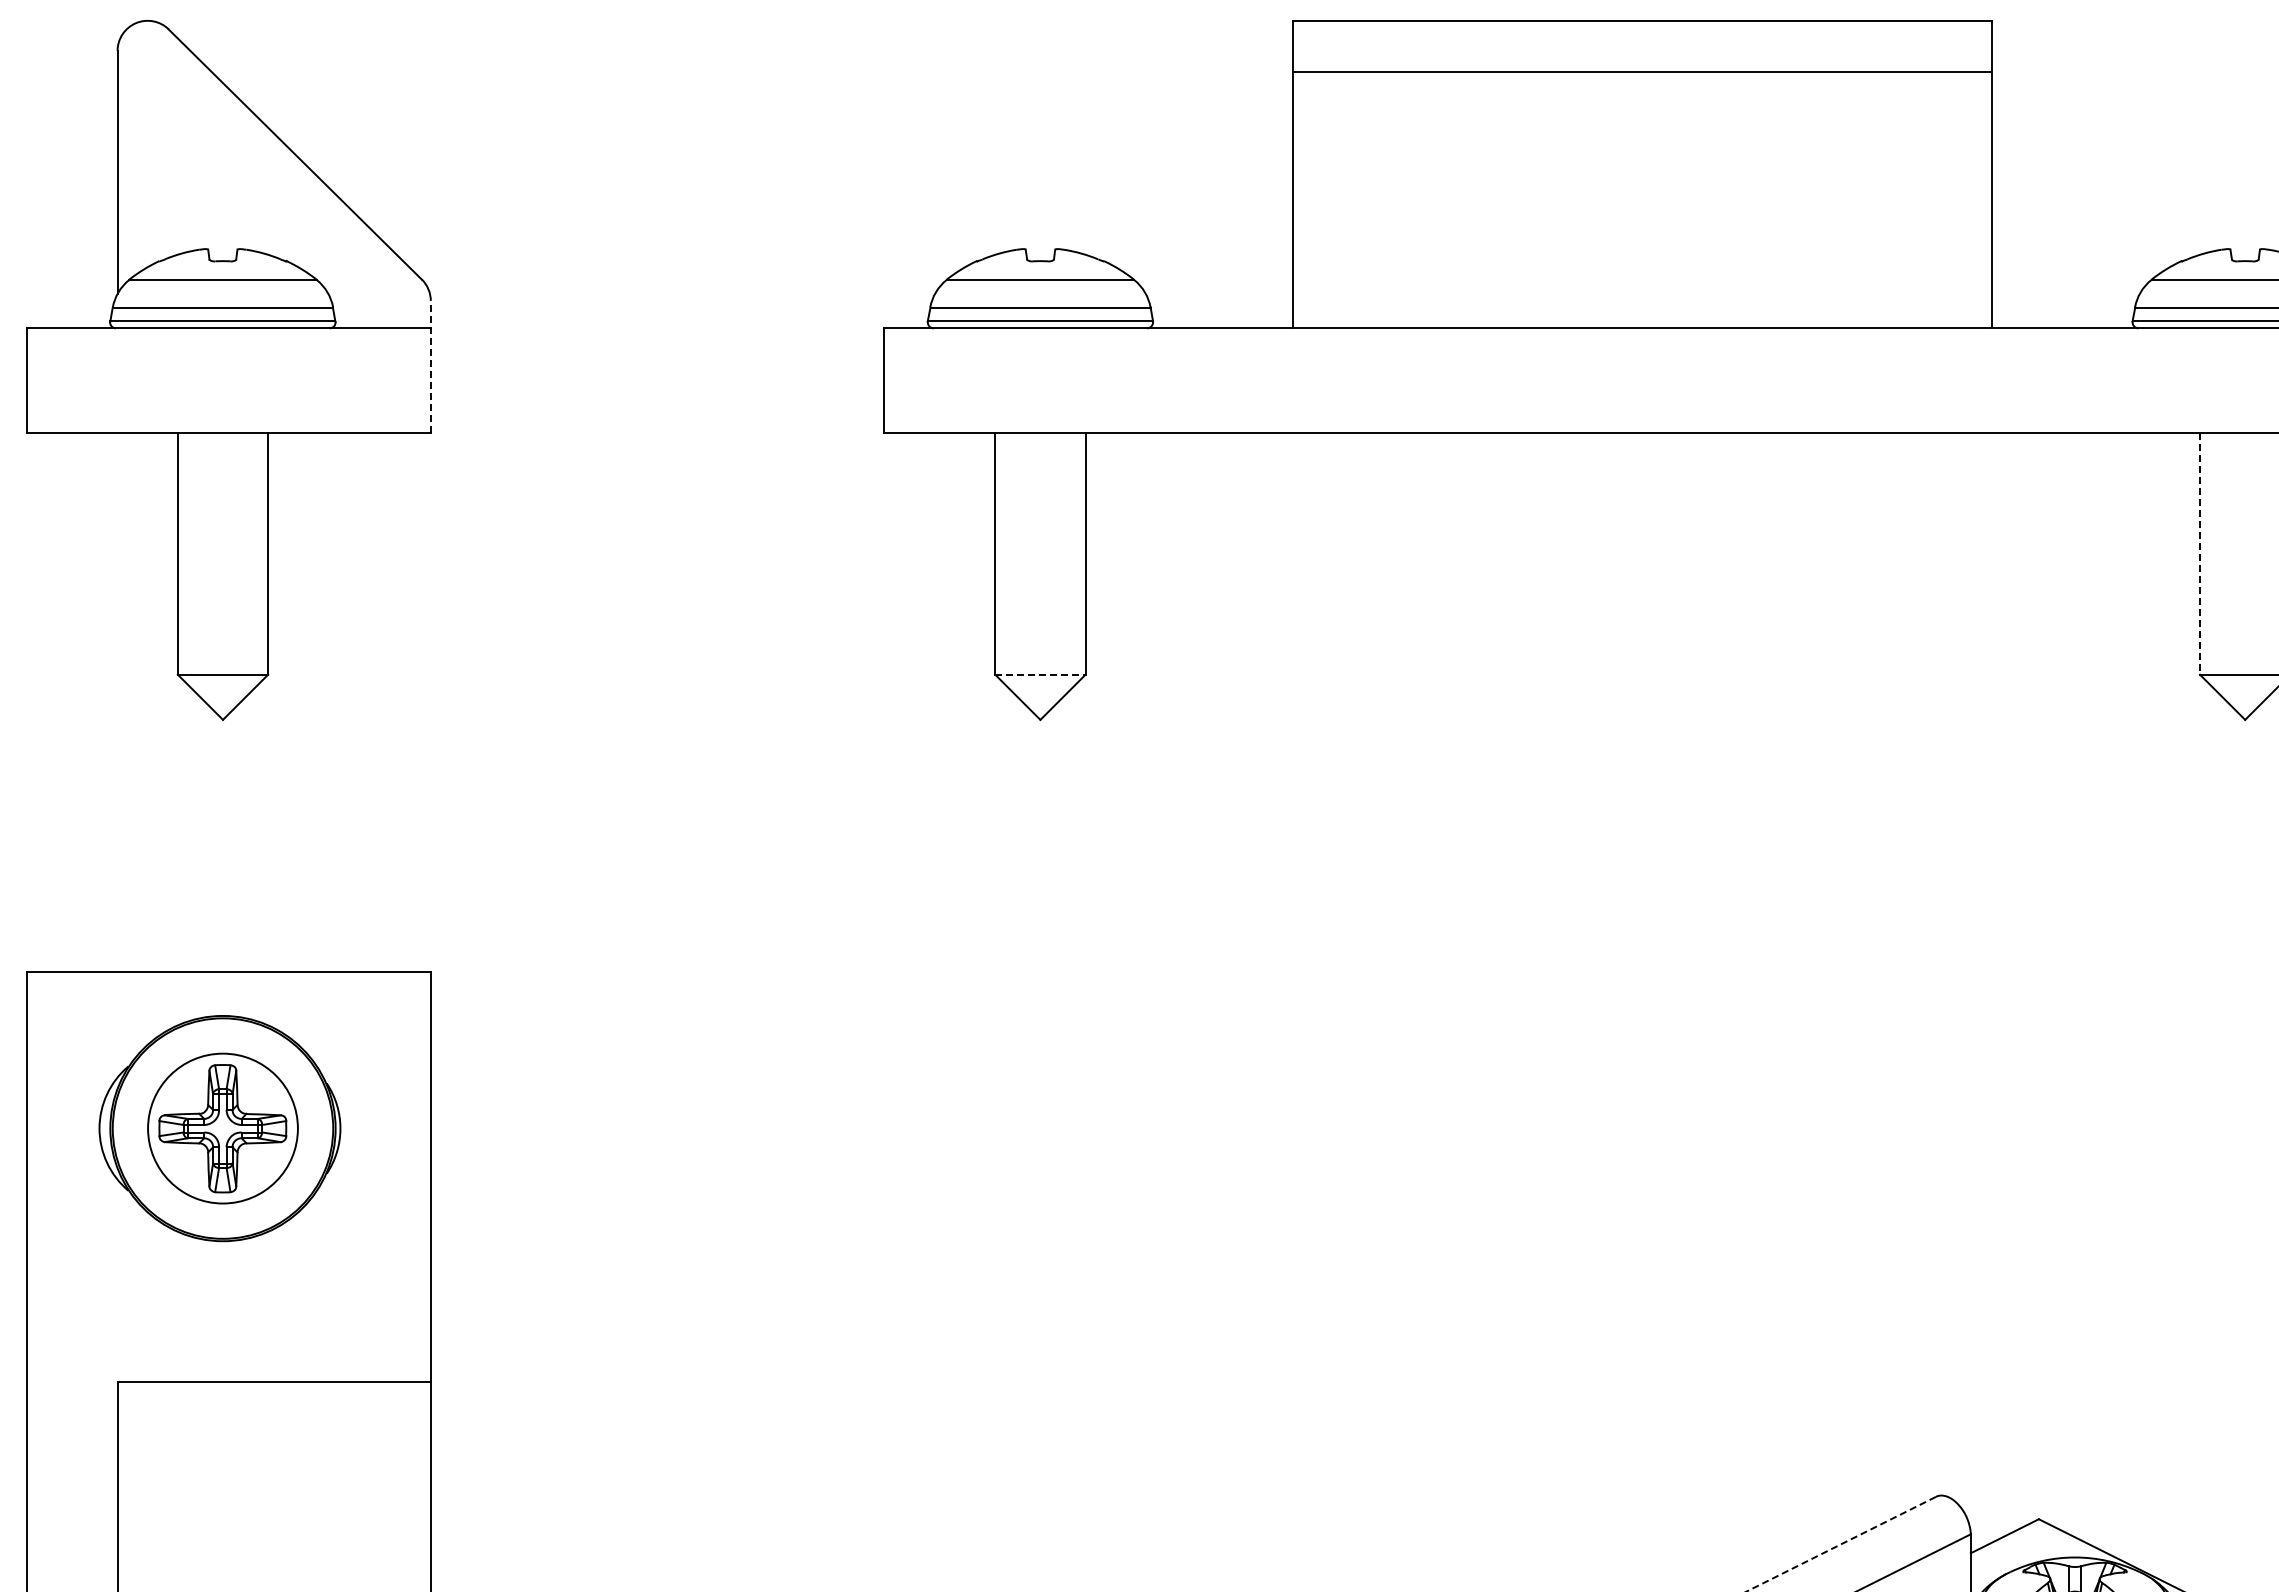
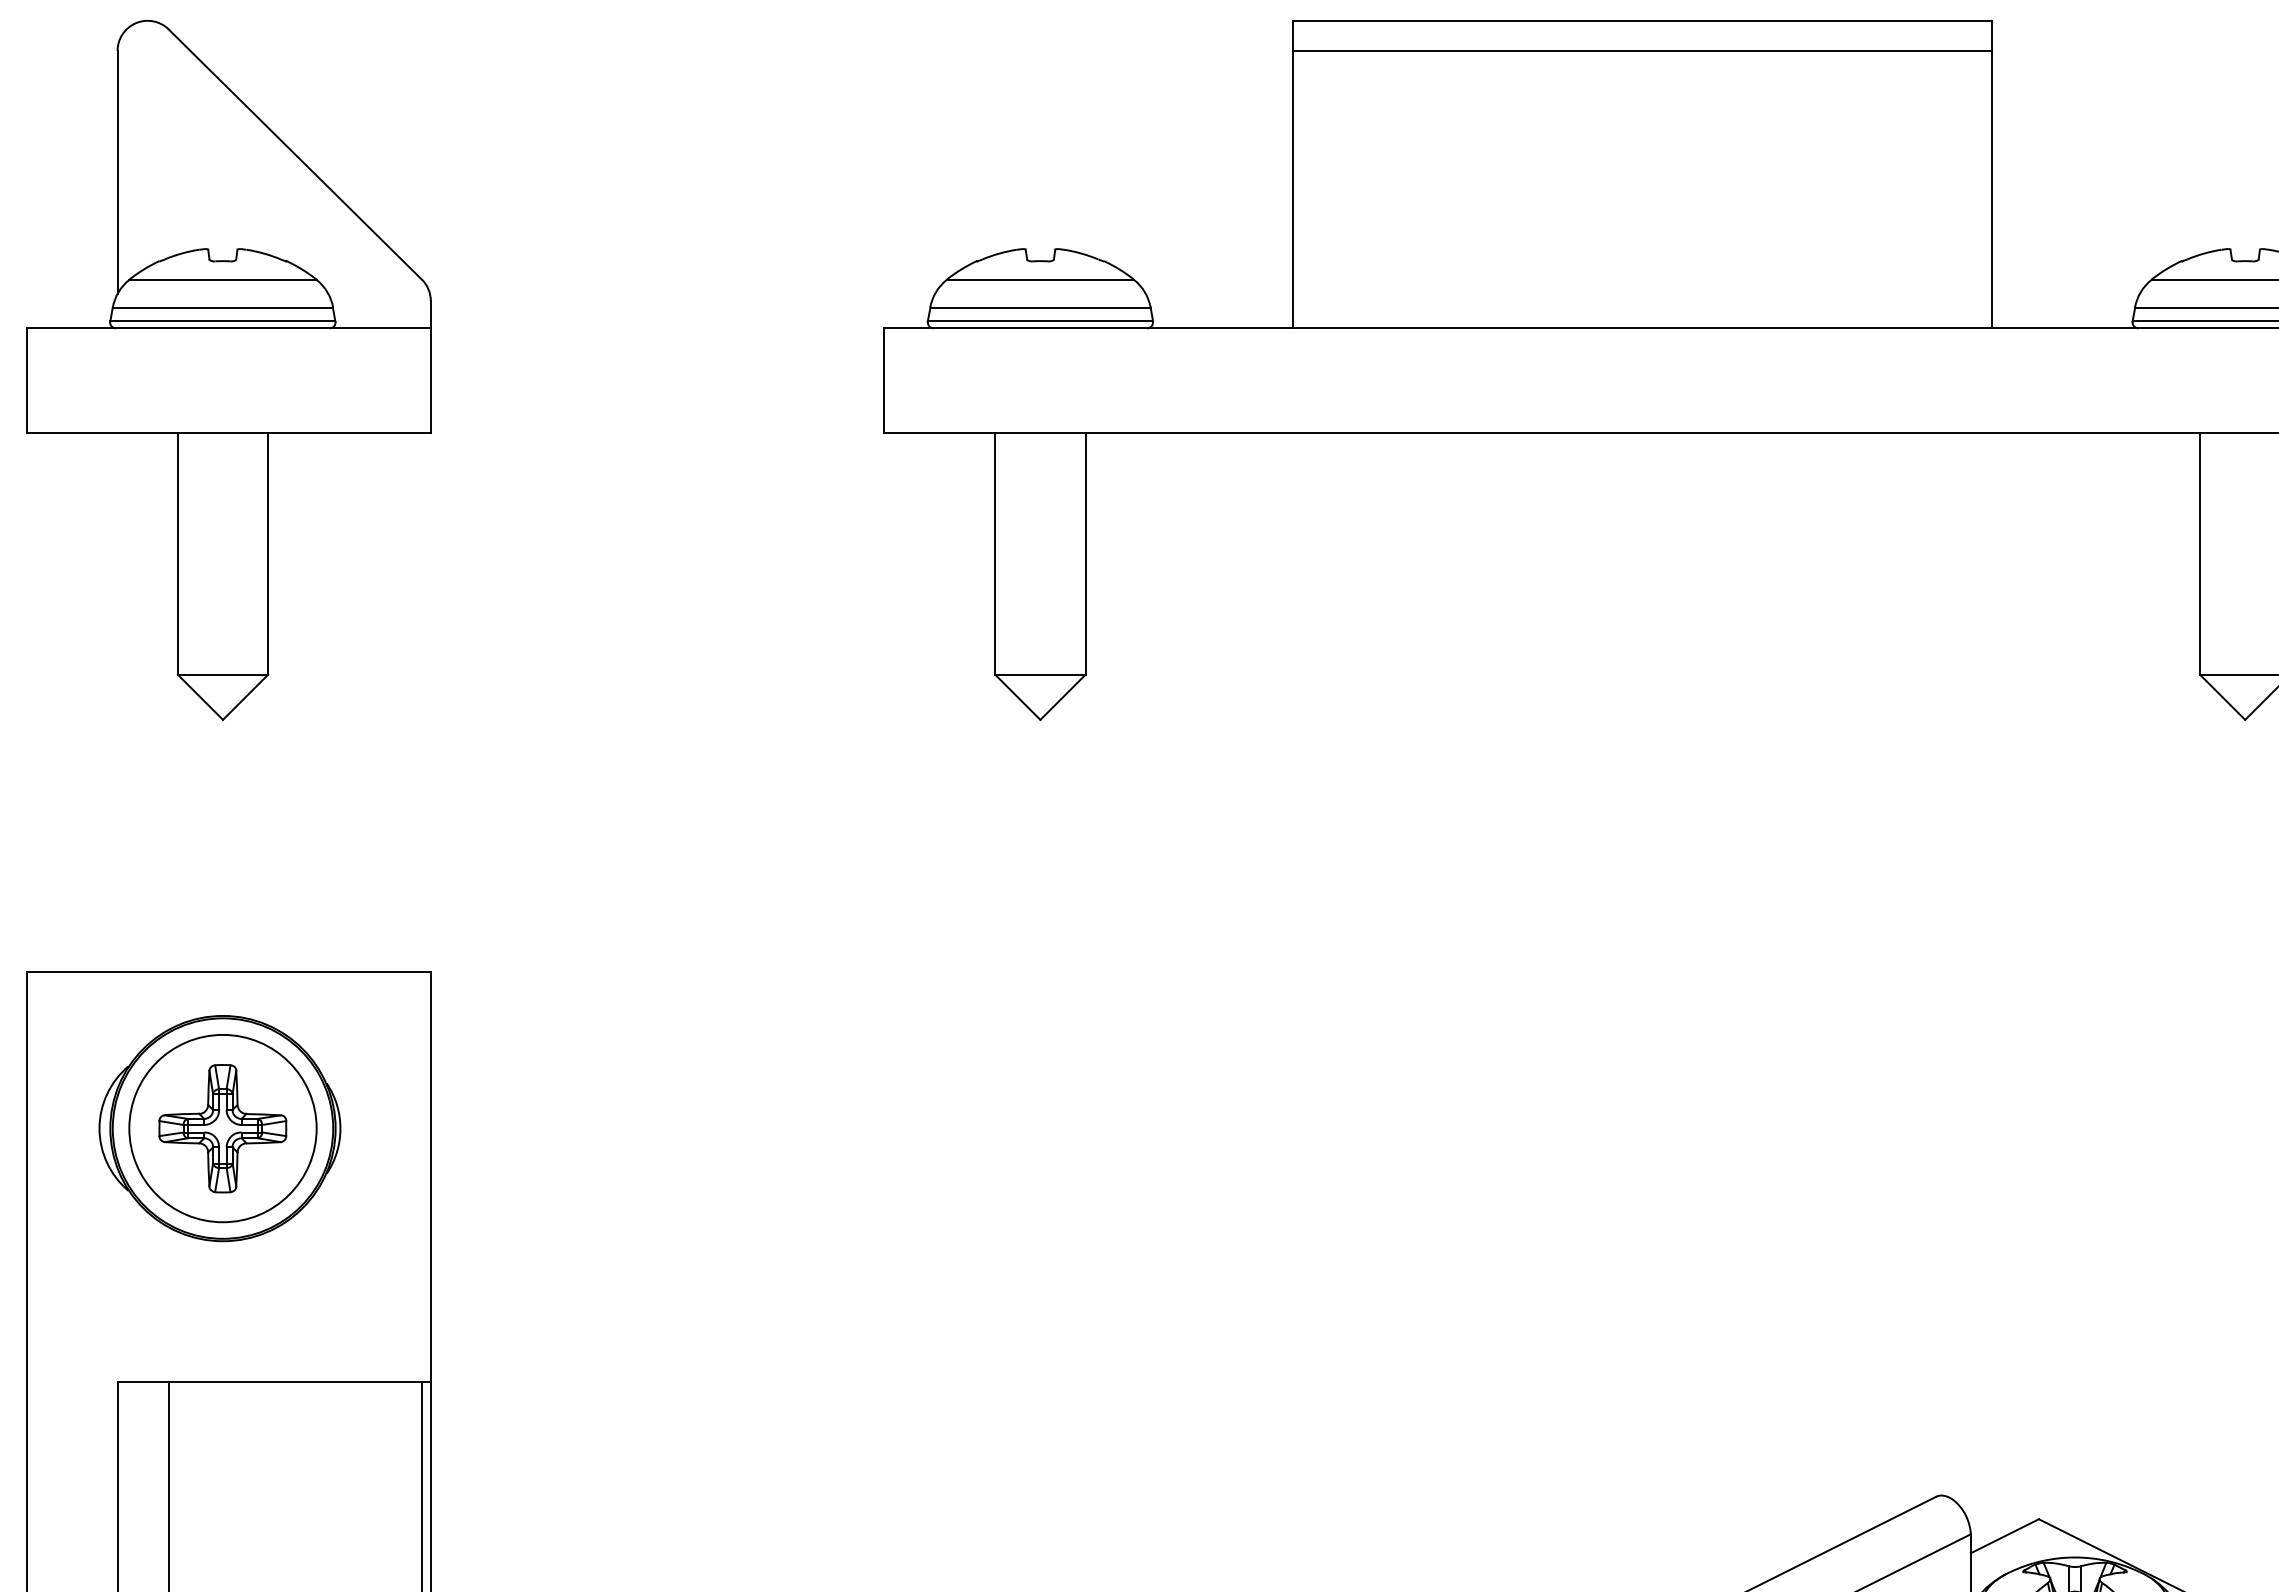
line position: (1642, 71) -> (1642, 50) (1642, 50)
line: dashed -> solid (430, 366)
line: dashed -> solid (2200, 554)
line: dashed -> solid (1040, 674)
circle diameter: 150 px -> 187 px (222, 1128)
line: none -> present (168, 1484)
line: none -> present (421, 1484)
line: dashed -> solid (1841, 1544)
